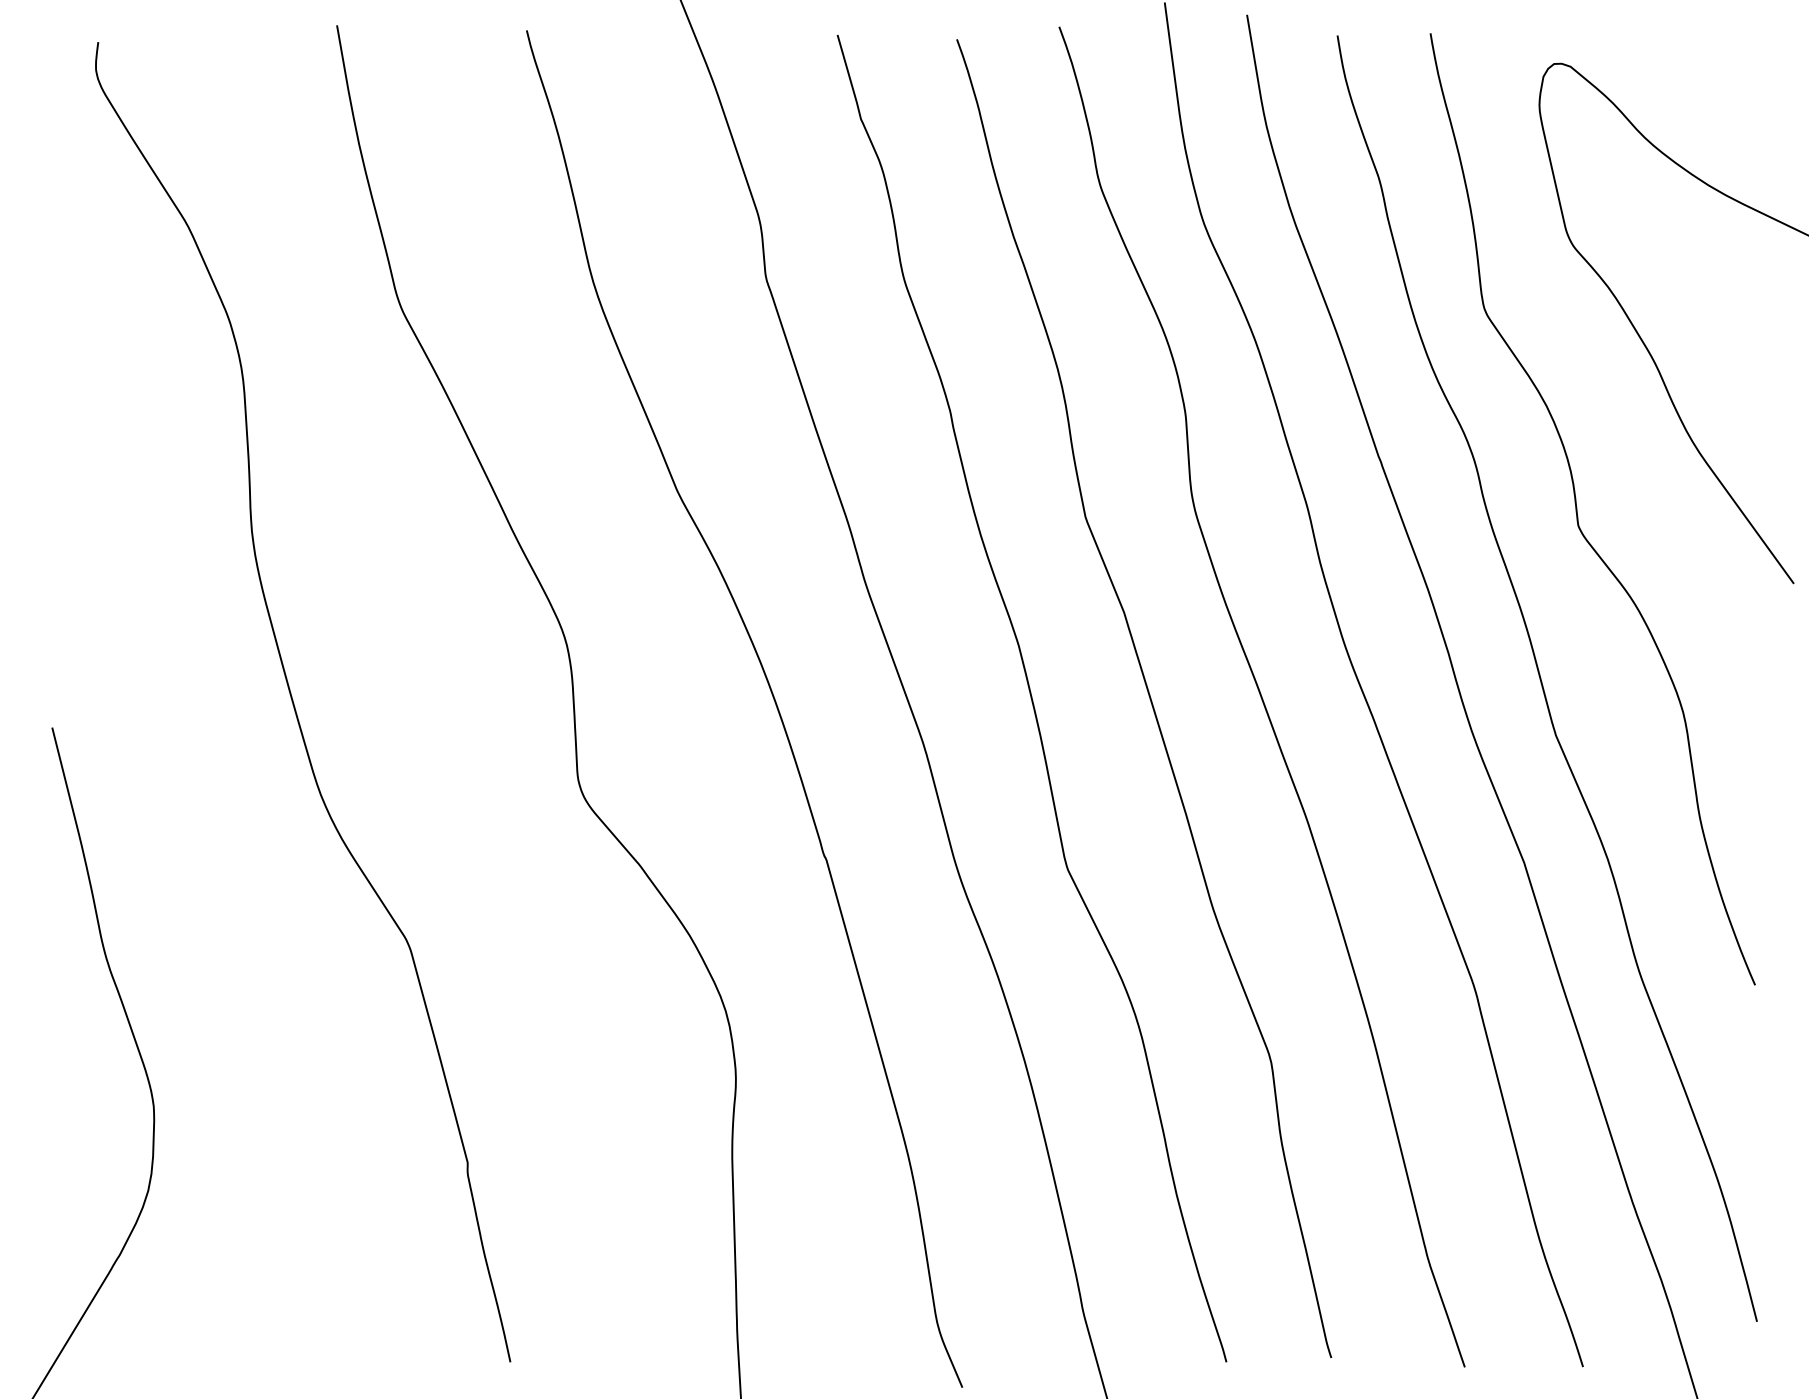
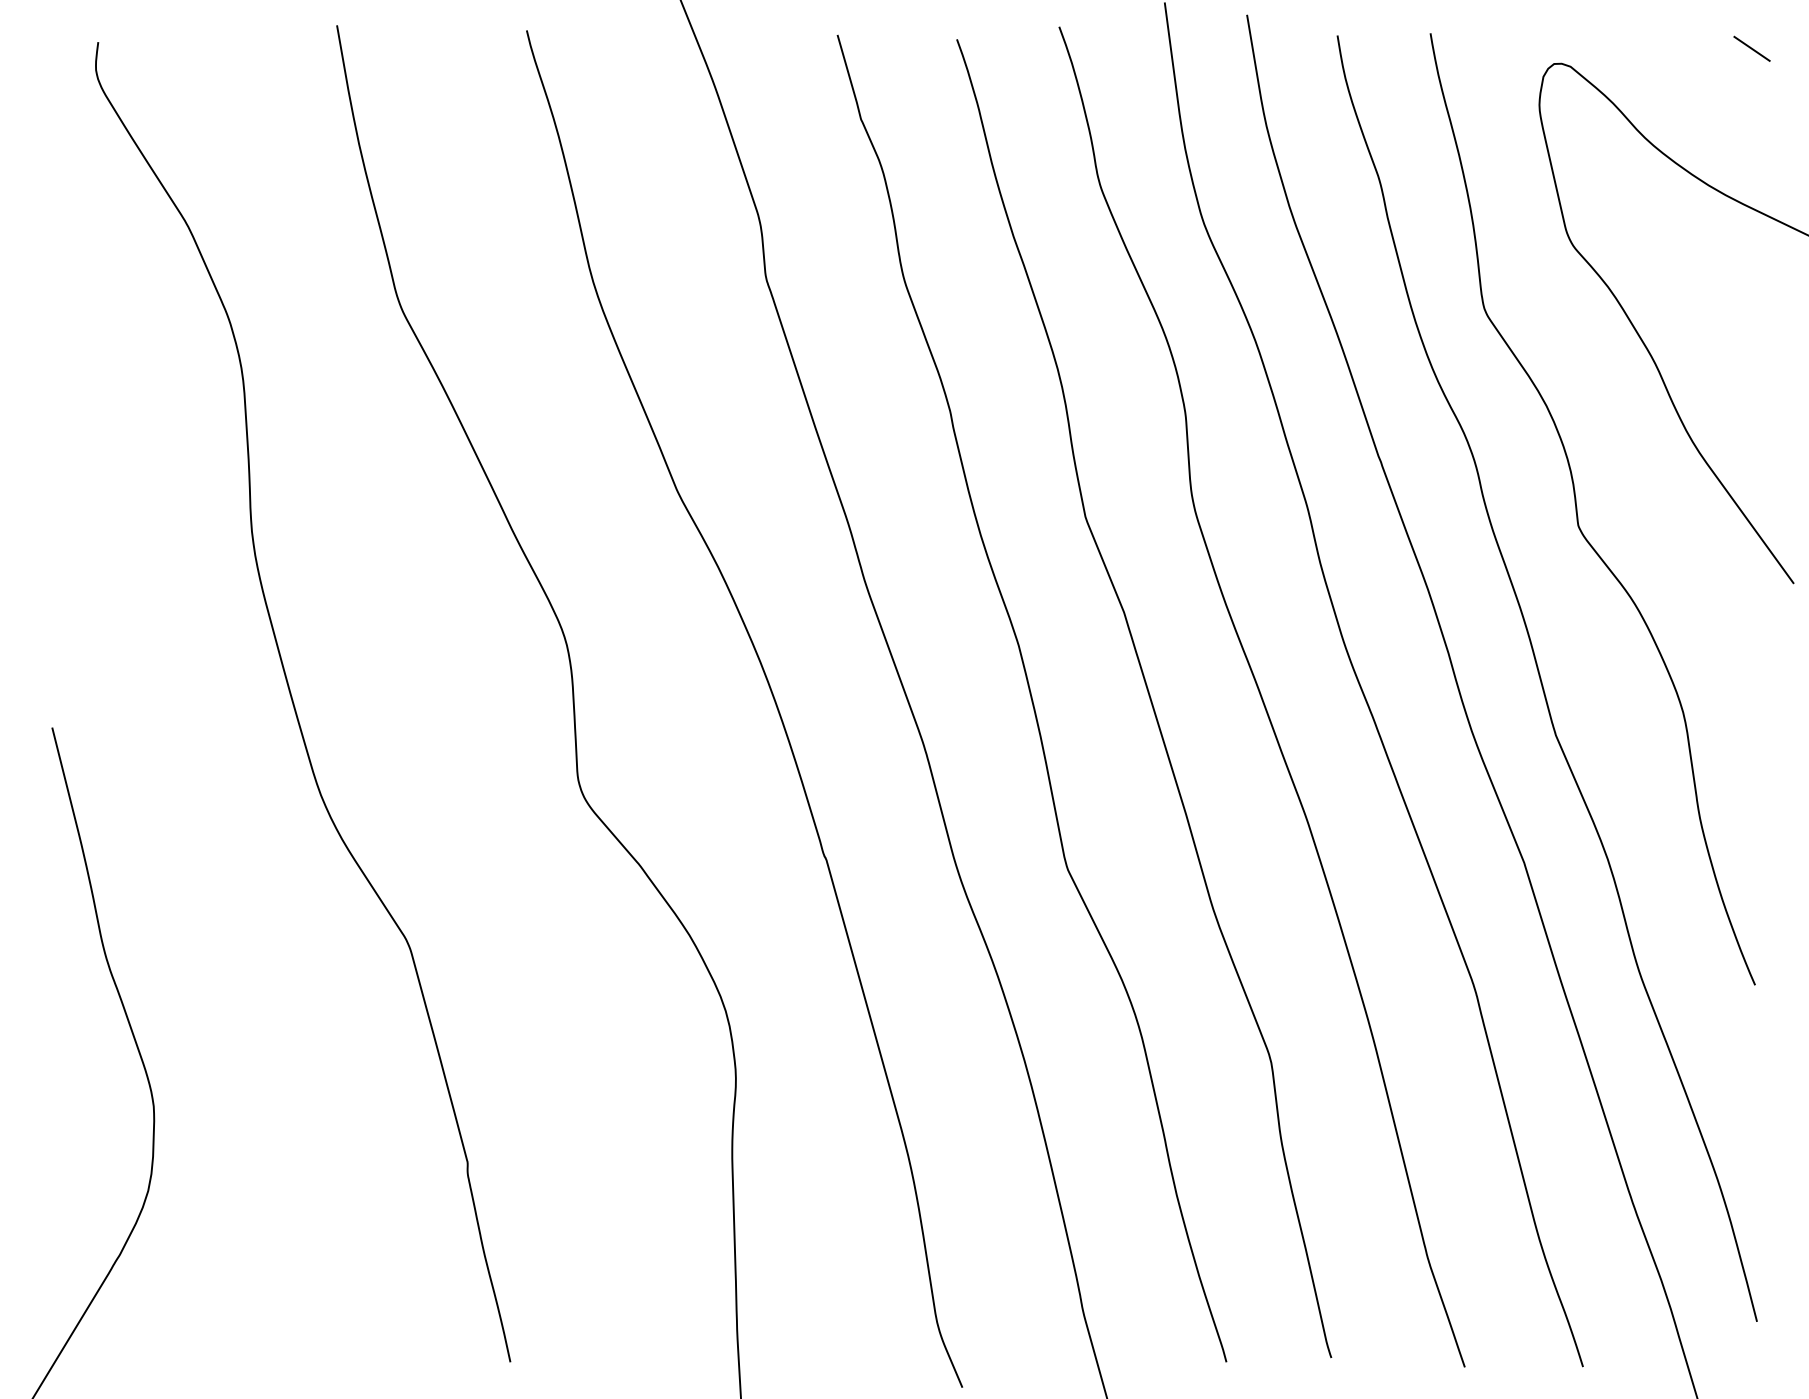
line: none -> present (1751, 48)
